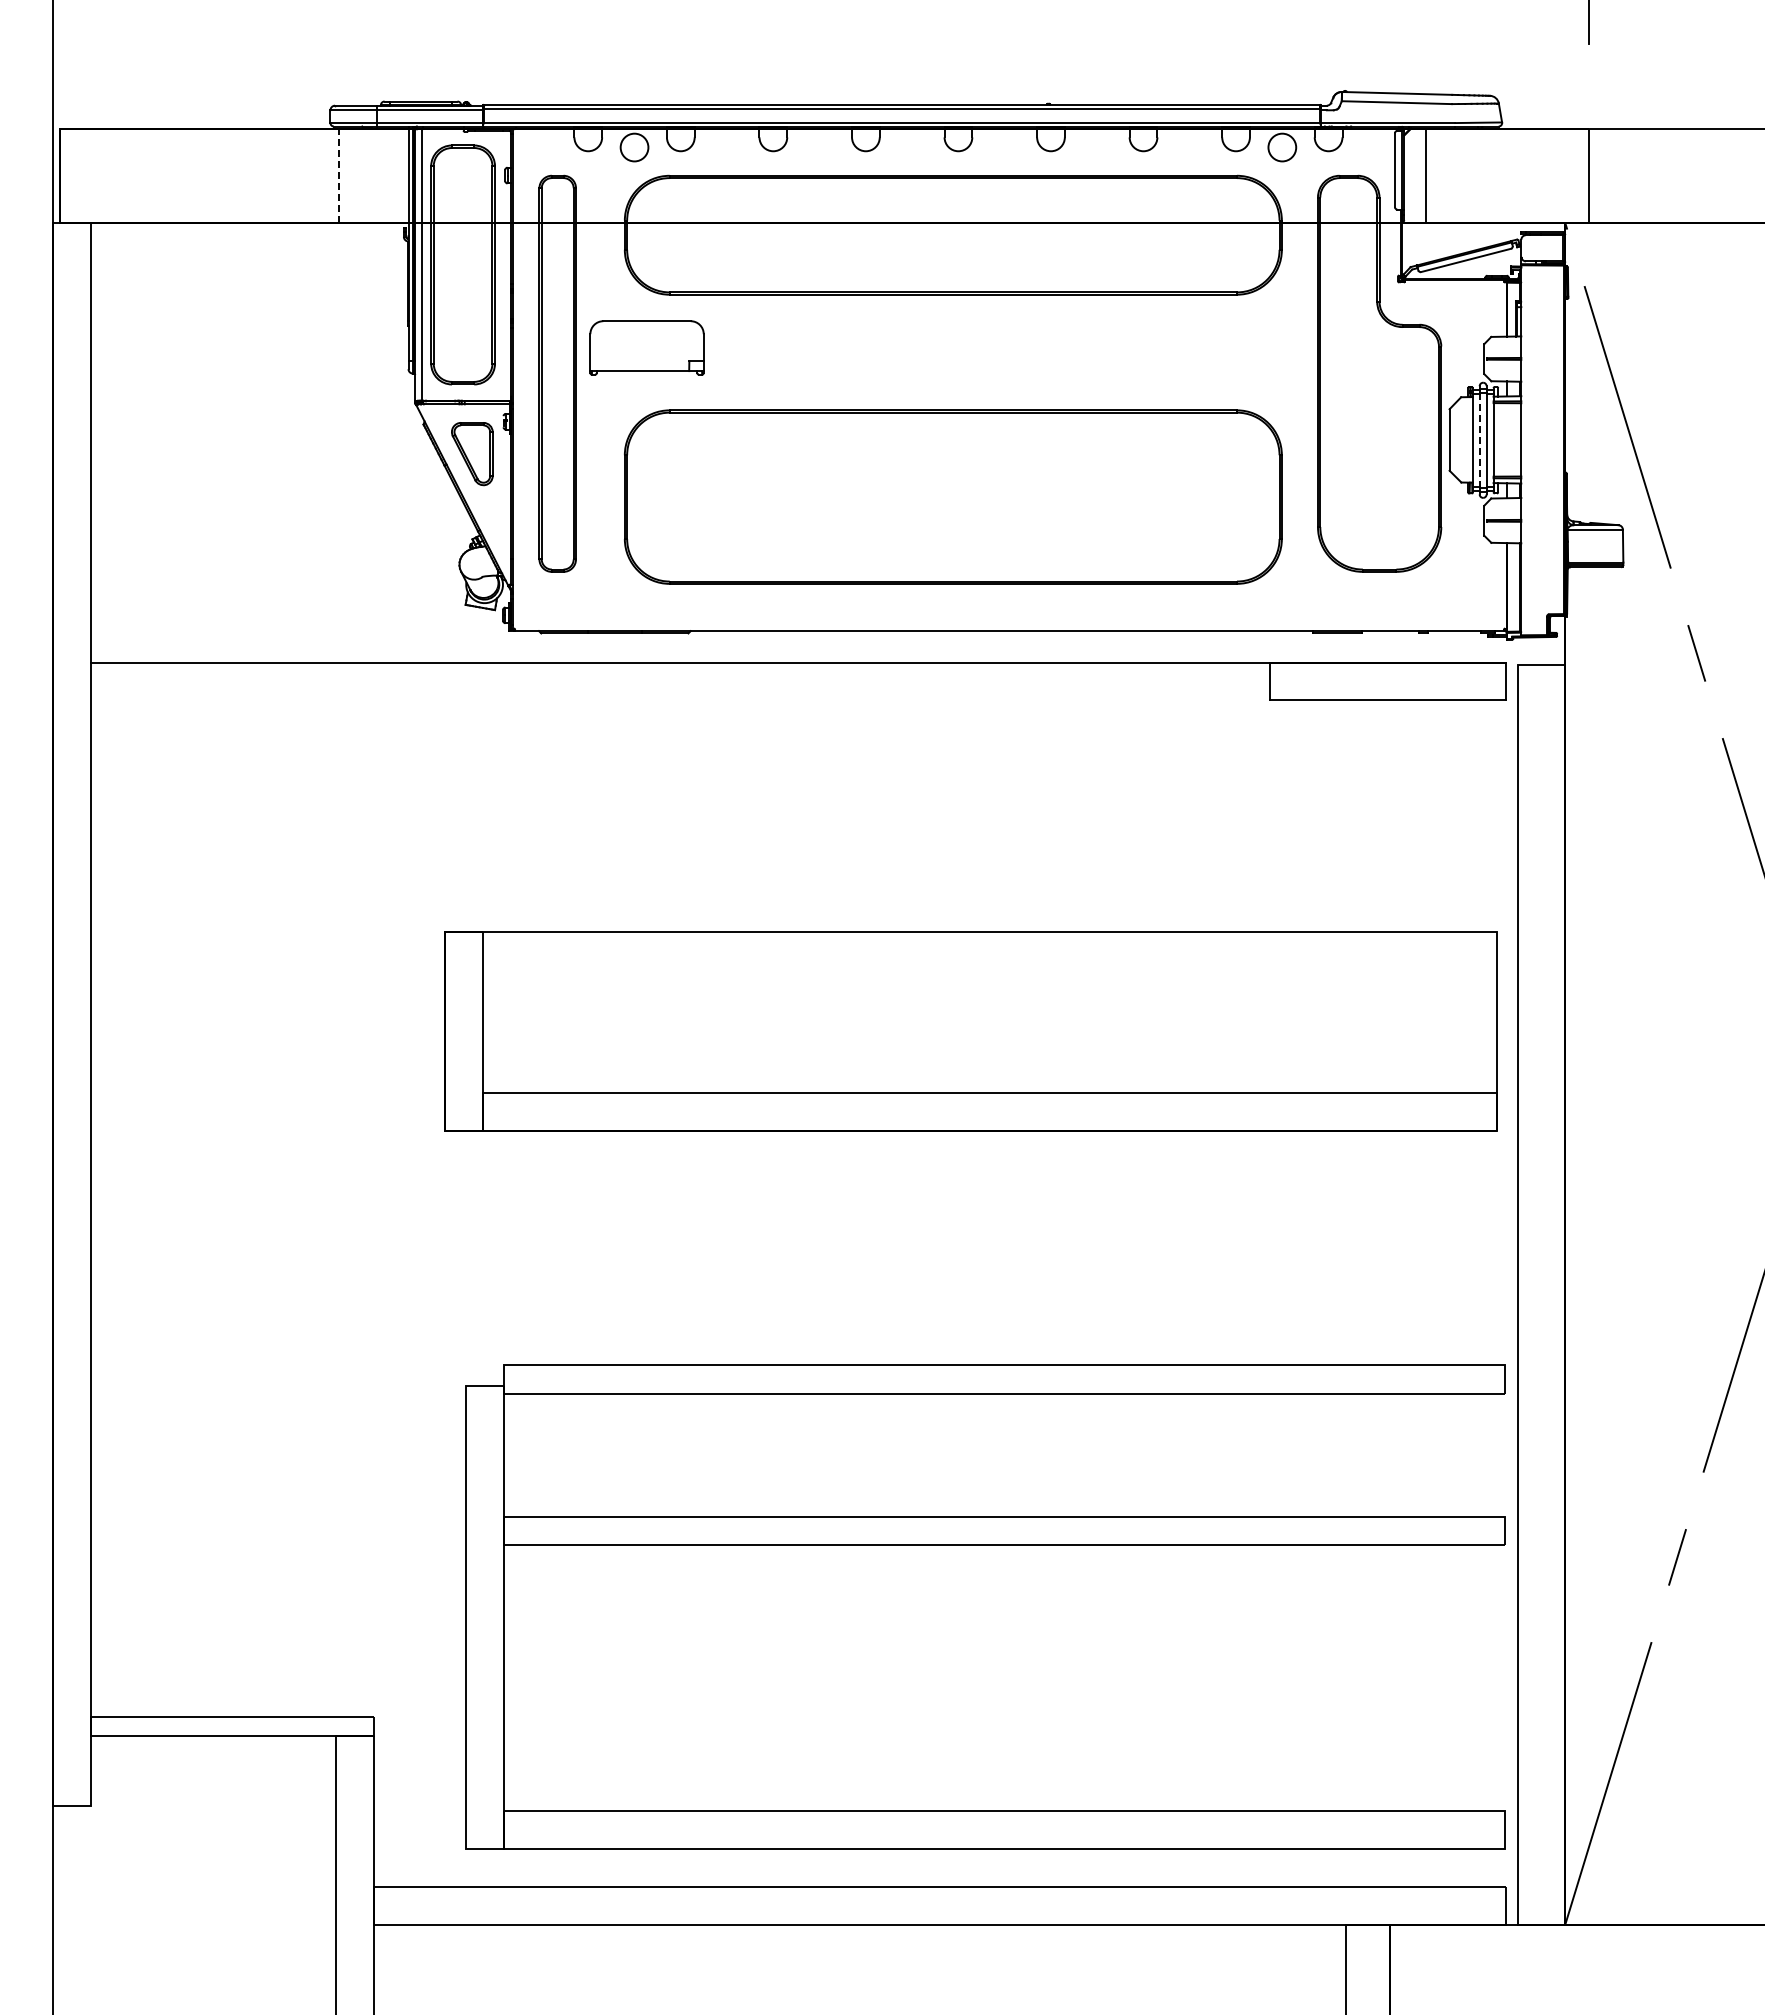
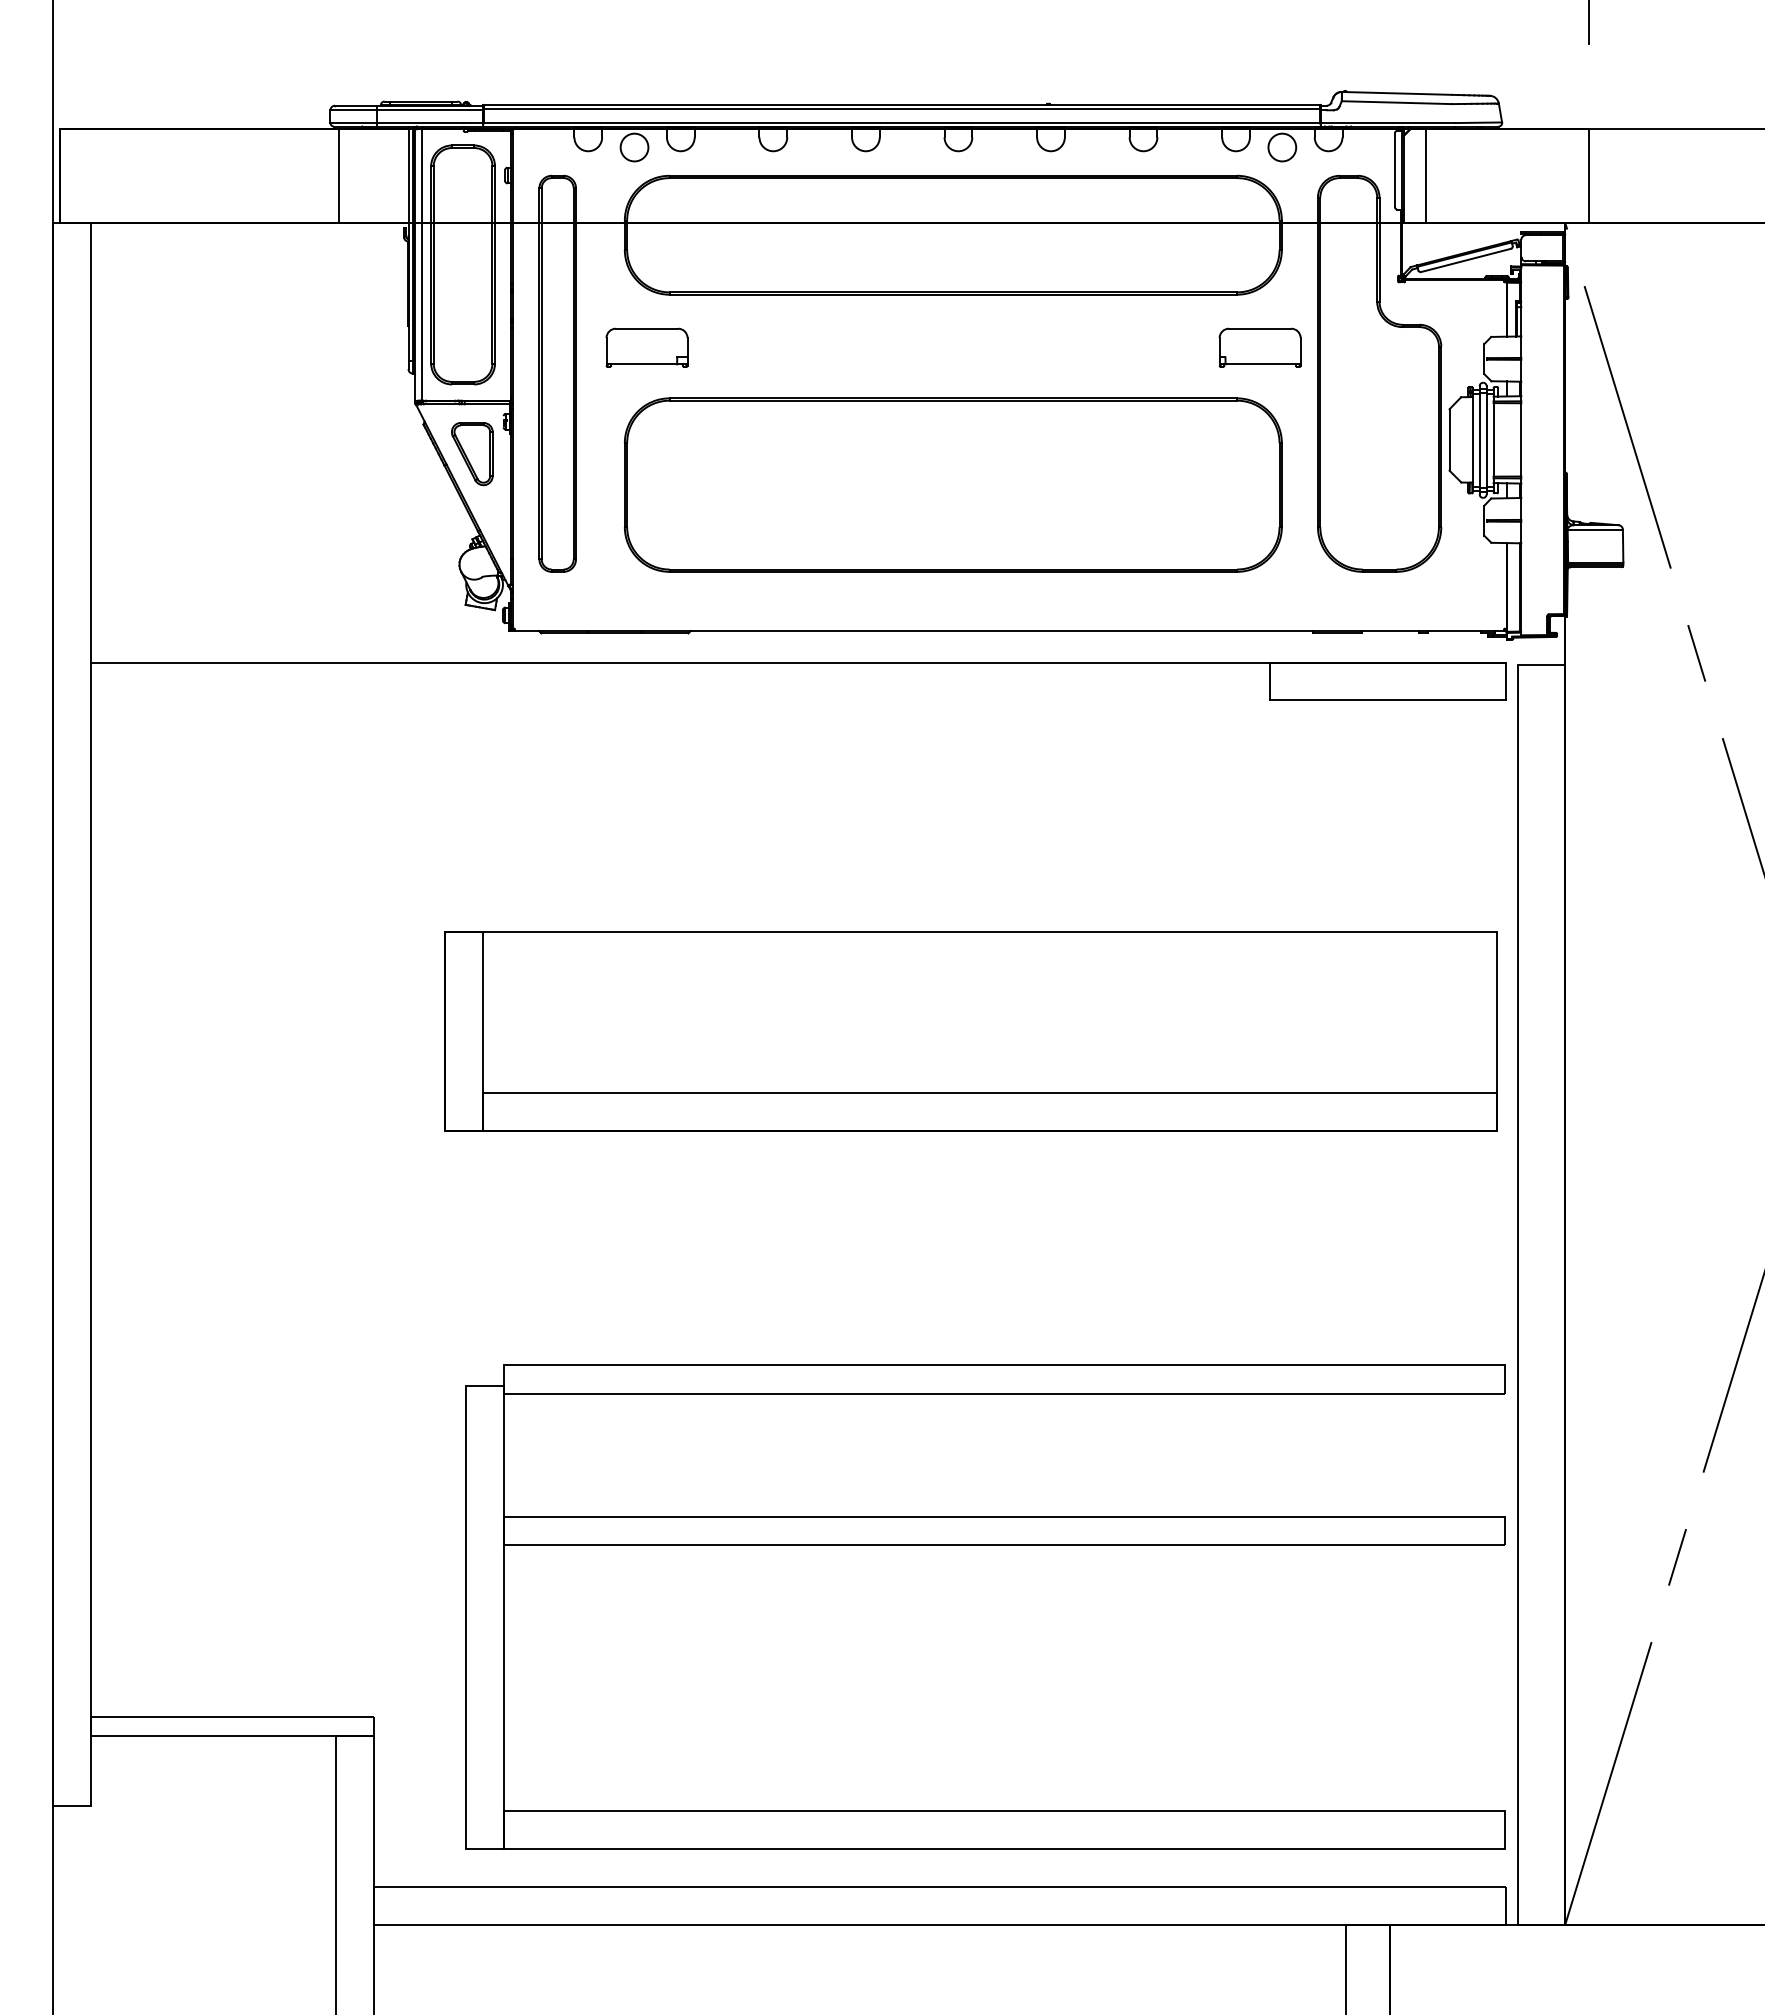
line: dashed -> solid (338, 175)
part size: 116x56 px -> 84x41 px (646, 347)
part: none -> present (1259, 347)
line: dashed -> solid (1479, 439)
part position: (953, 496) -> (953, 484) (953, 484)
